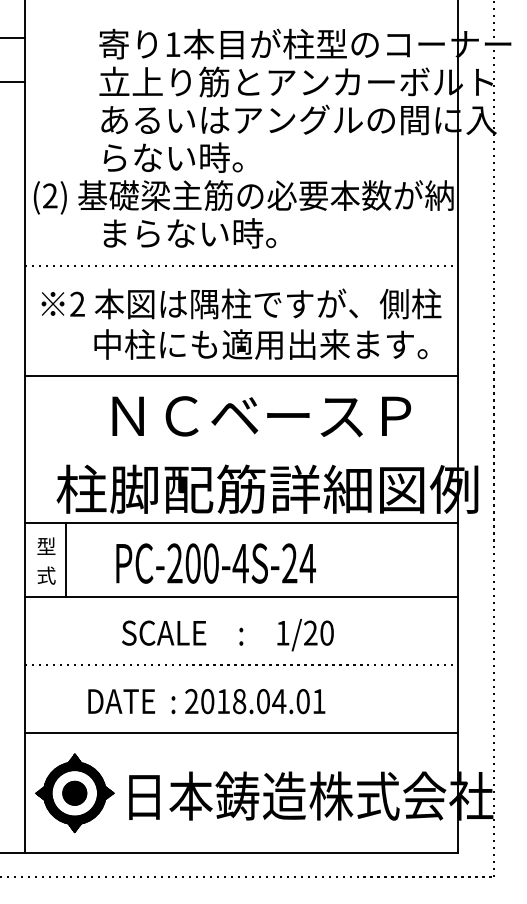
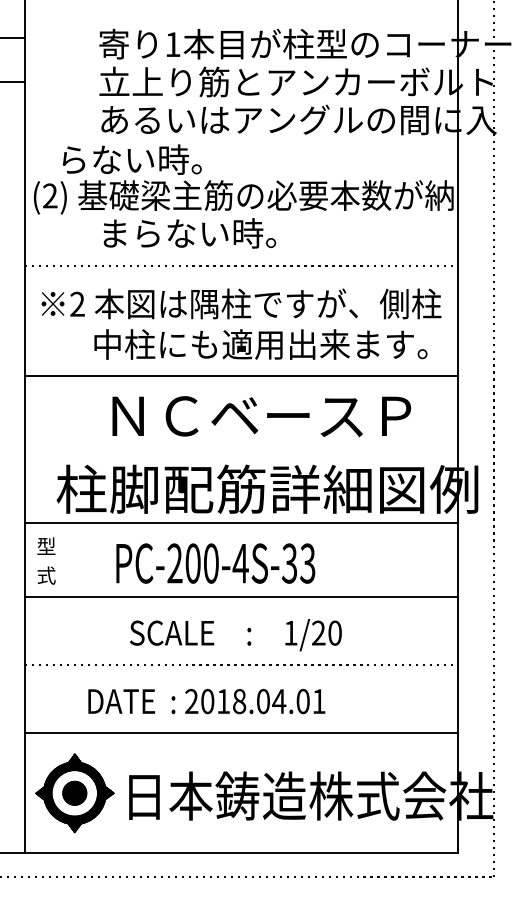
text position: (172, 157) -> (131, 159) (131, 159)
line: present -> none (65, 559)
text: PC-200-4S-24 -> PC-200-4S-33 (298, 563)
text position: (227, 635) -> (235, 635) (235, 635)
